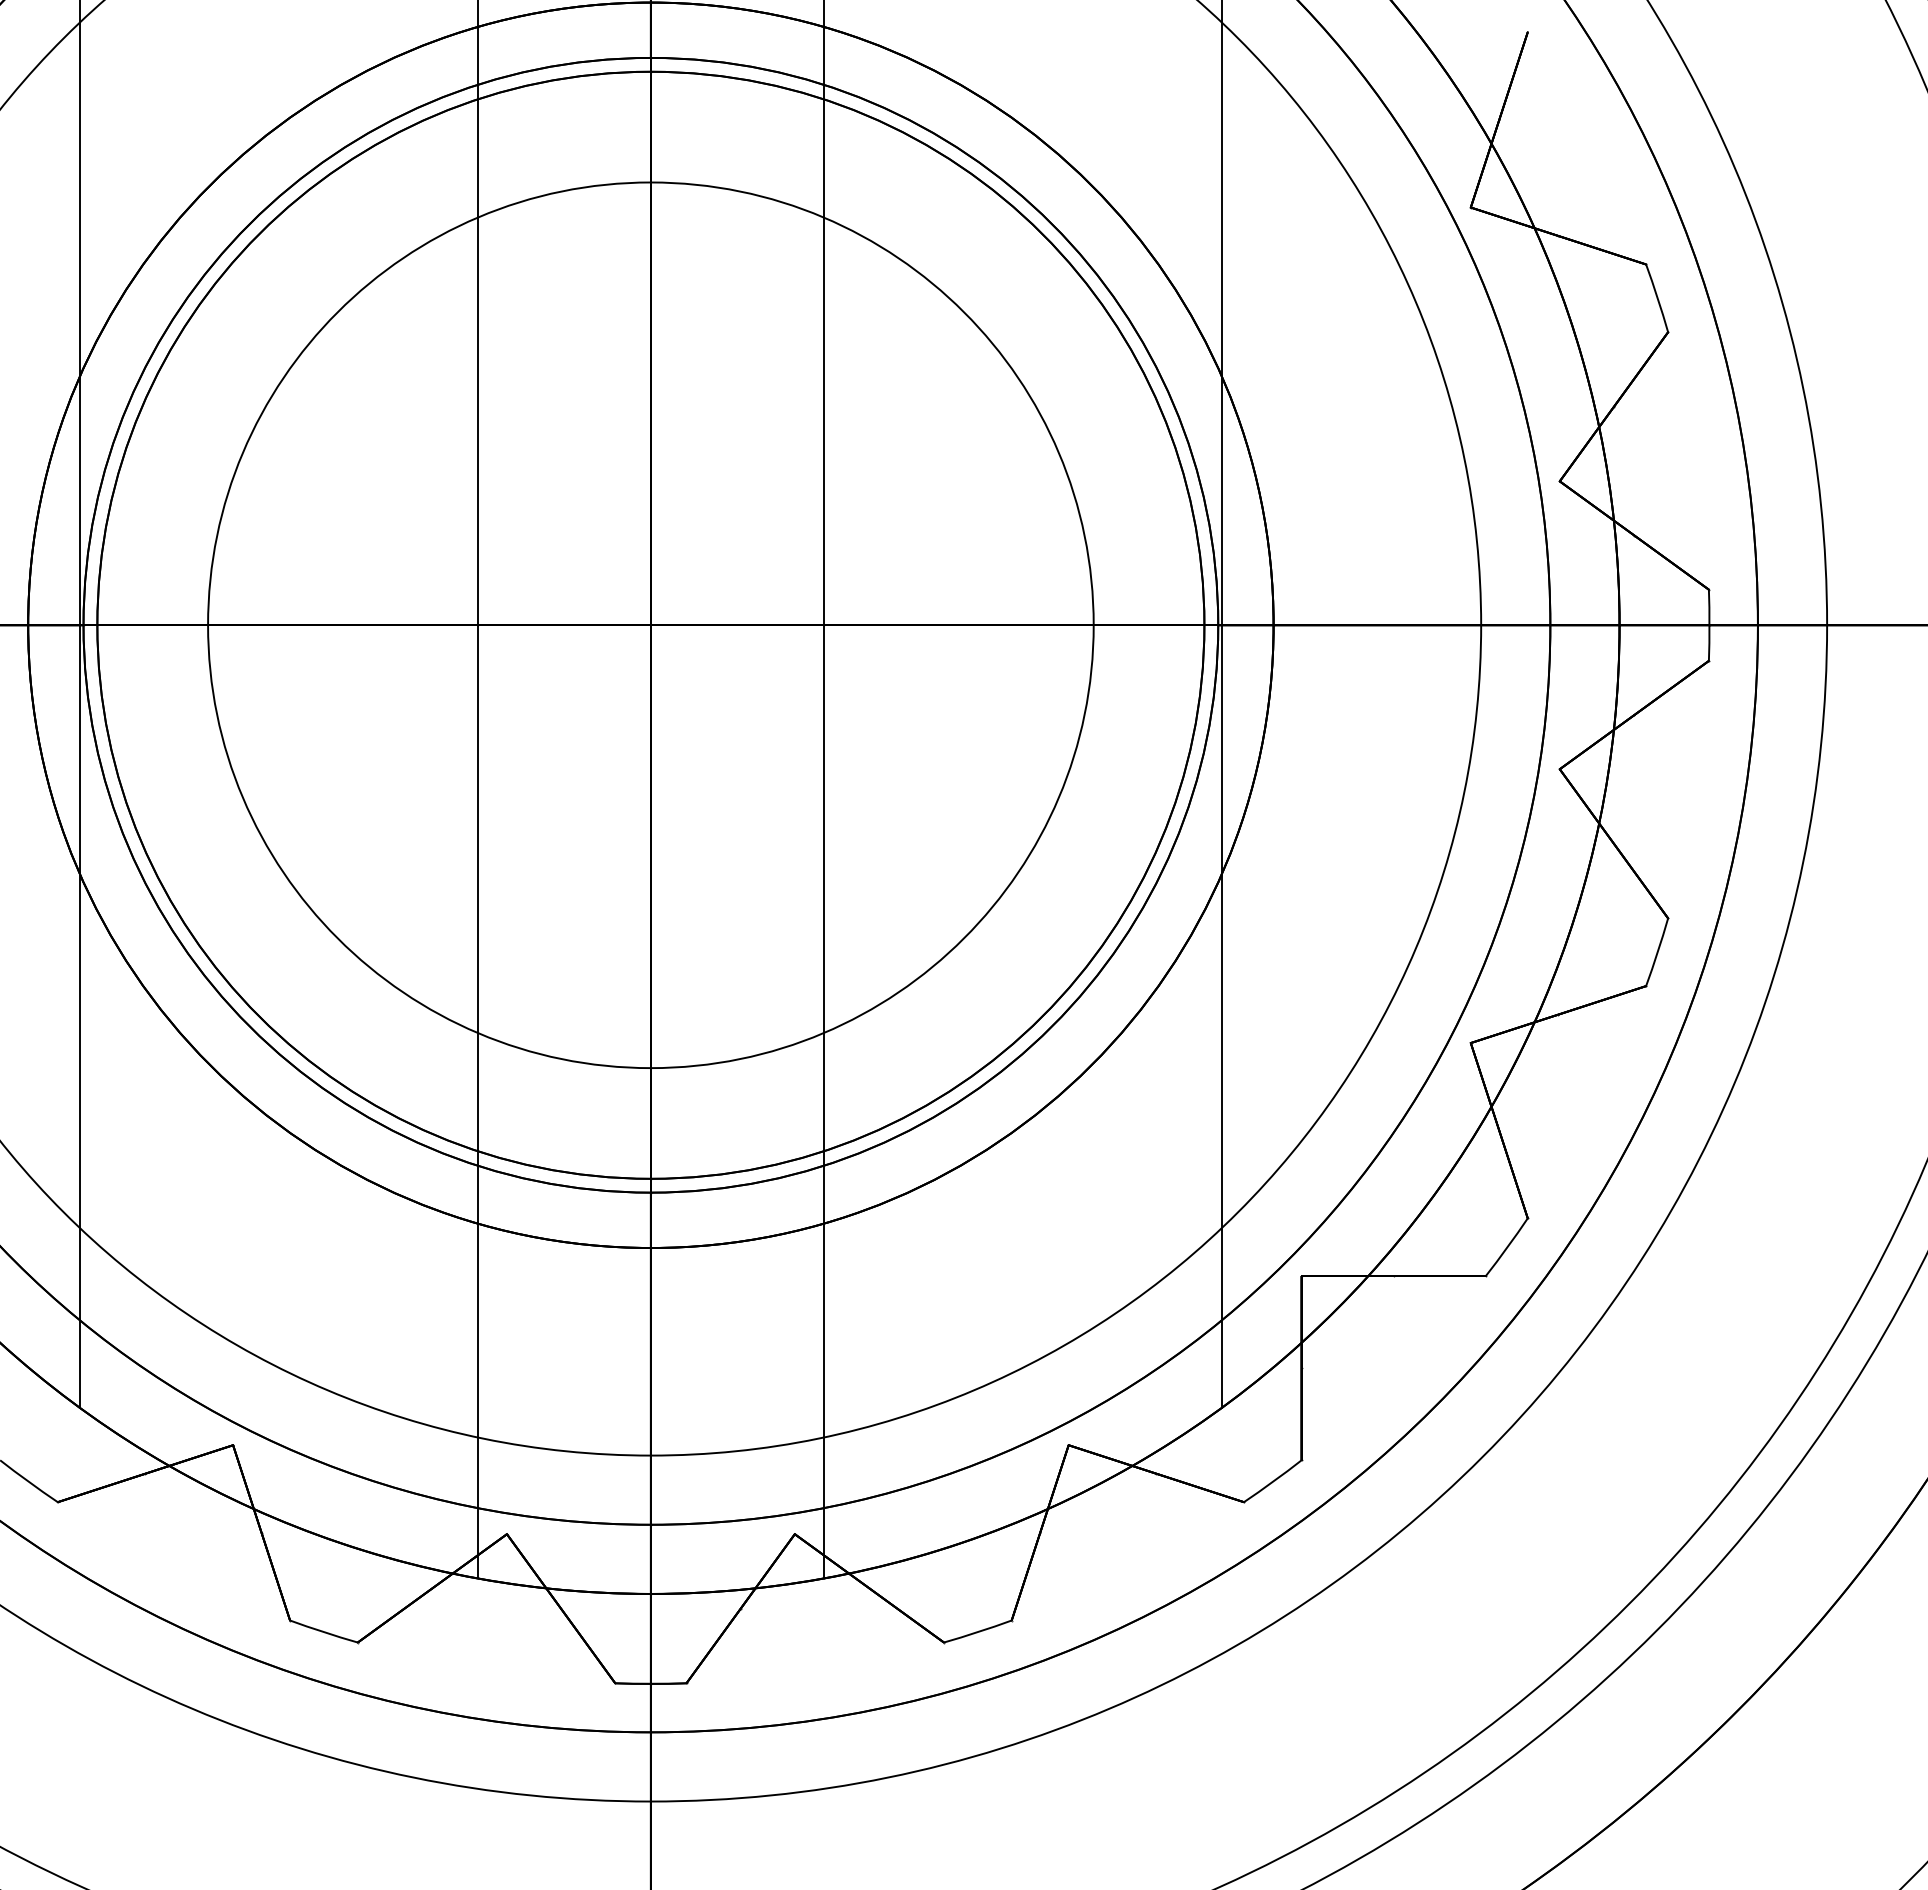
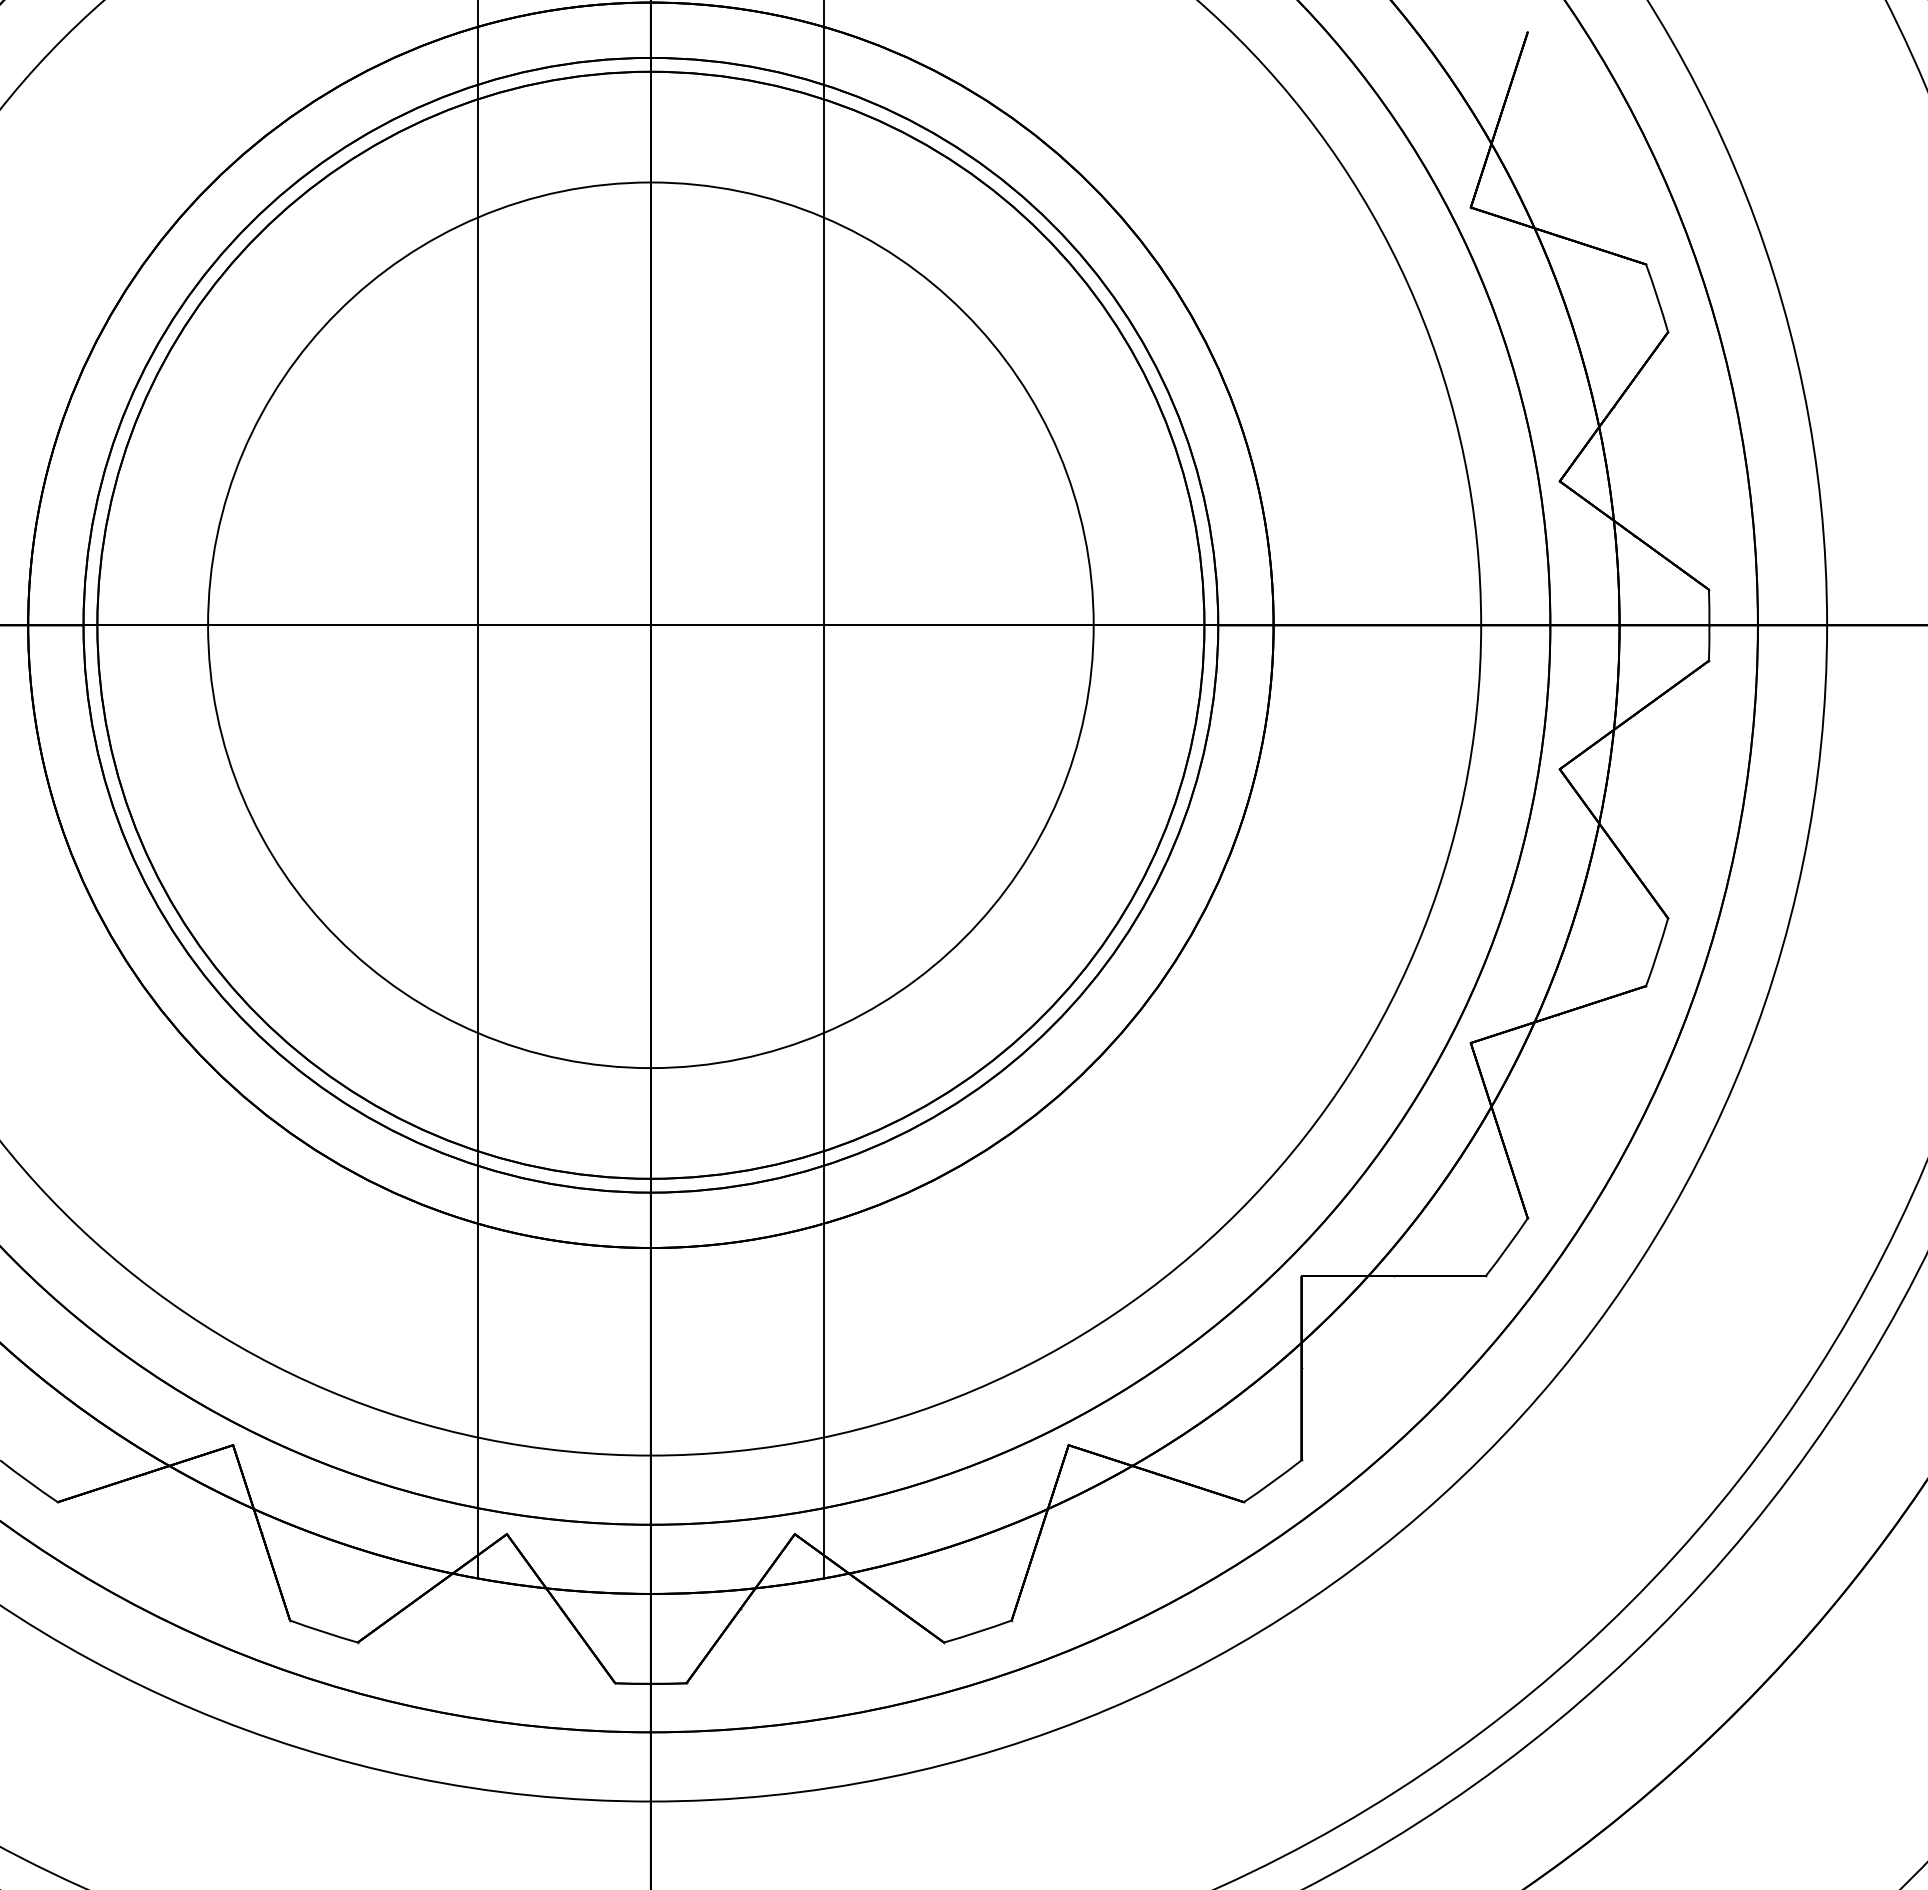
line: present -> none (80, 704)
line: present -> none (1221, 704)
